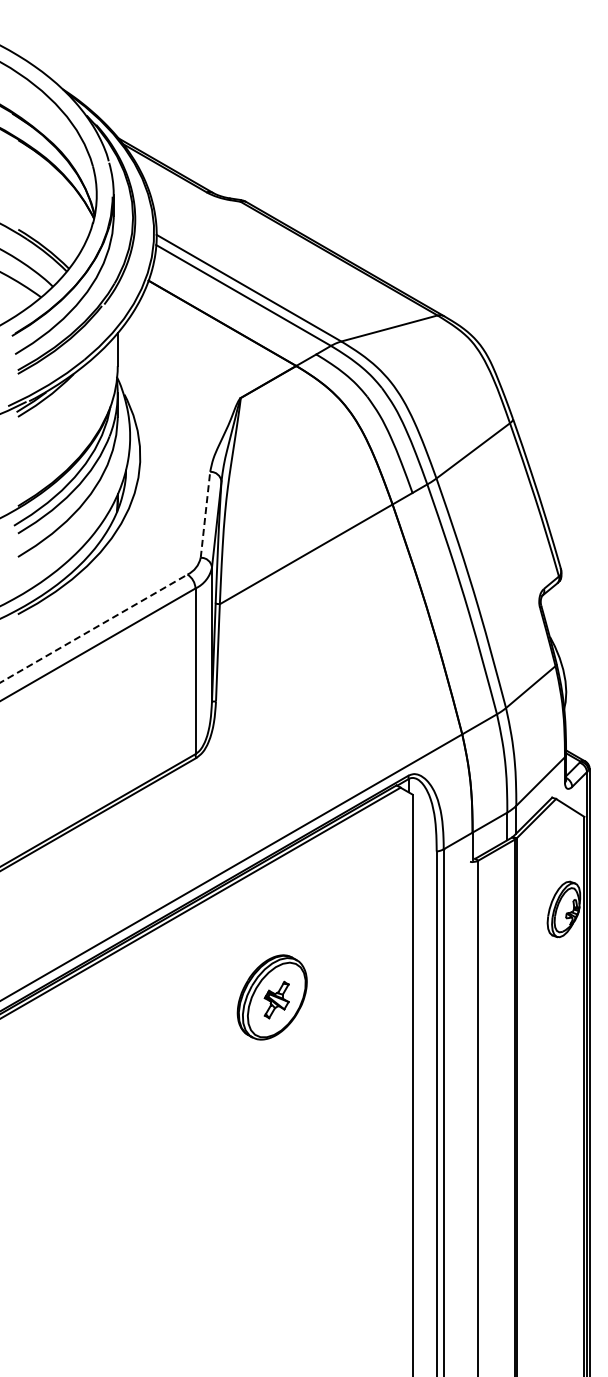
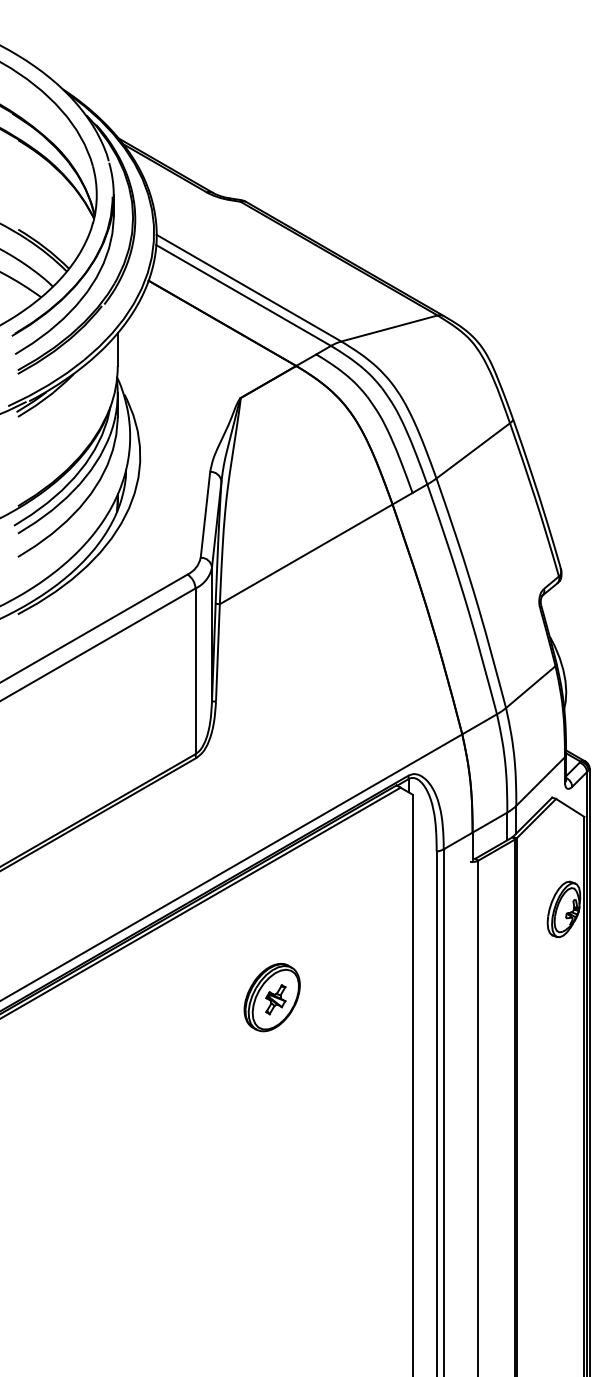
line: dashed -> solid (205, 514)
line: dashed -> solid (94, 628)
part size: 72x87 px -> 58x70 px (271, 997)
